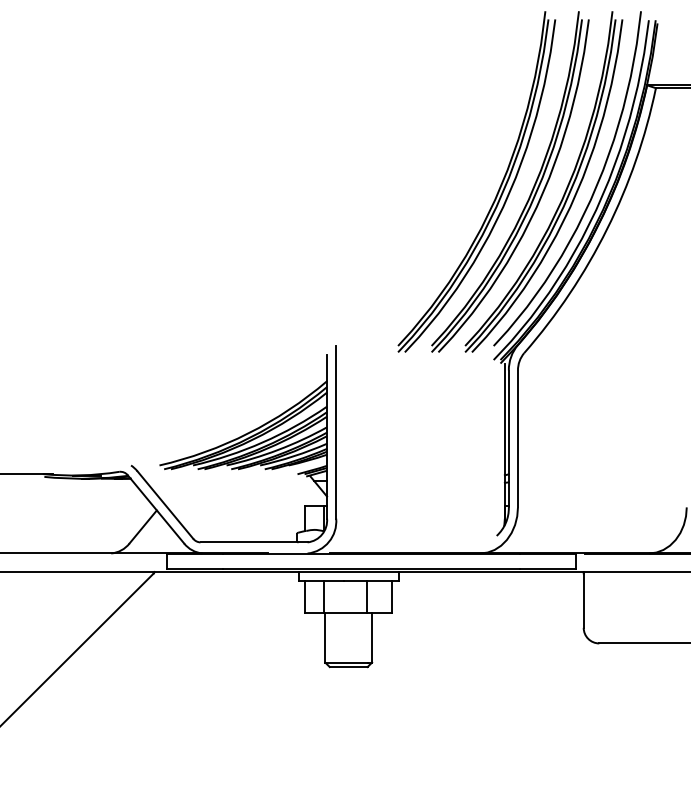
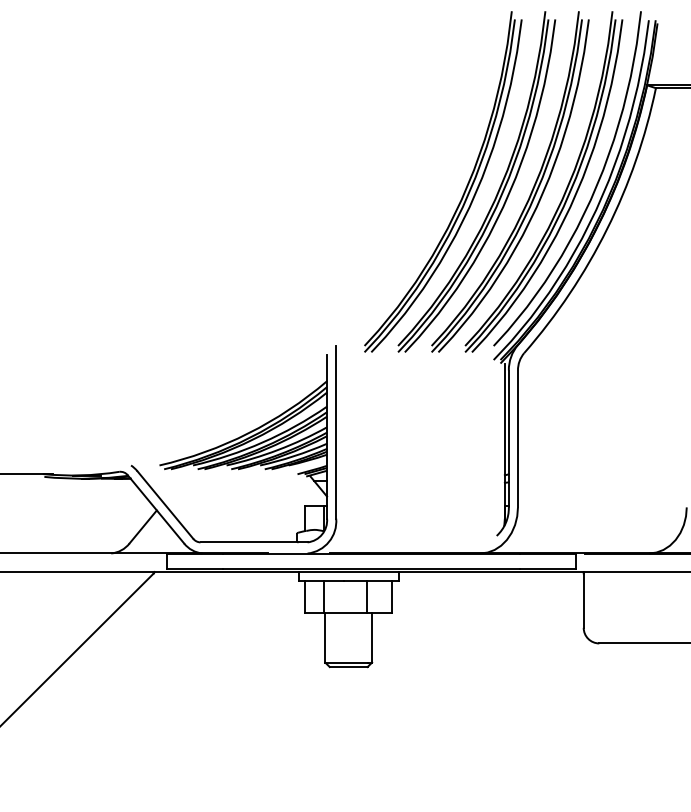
part: none -> present (465, 187)
